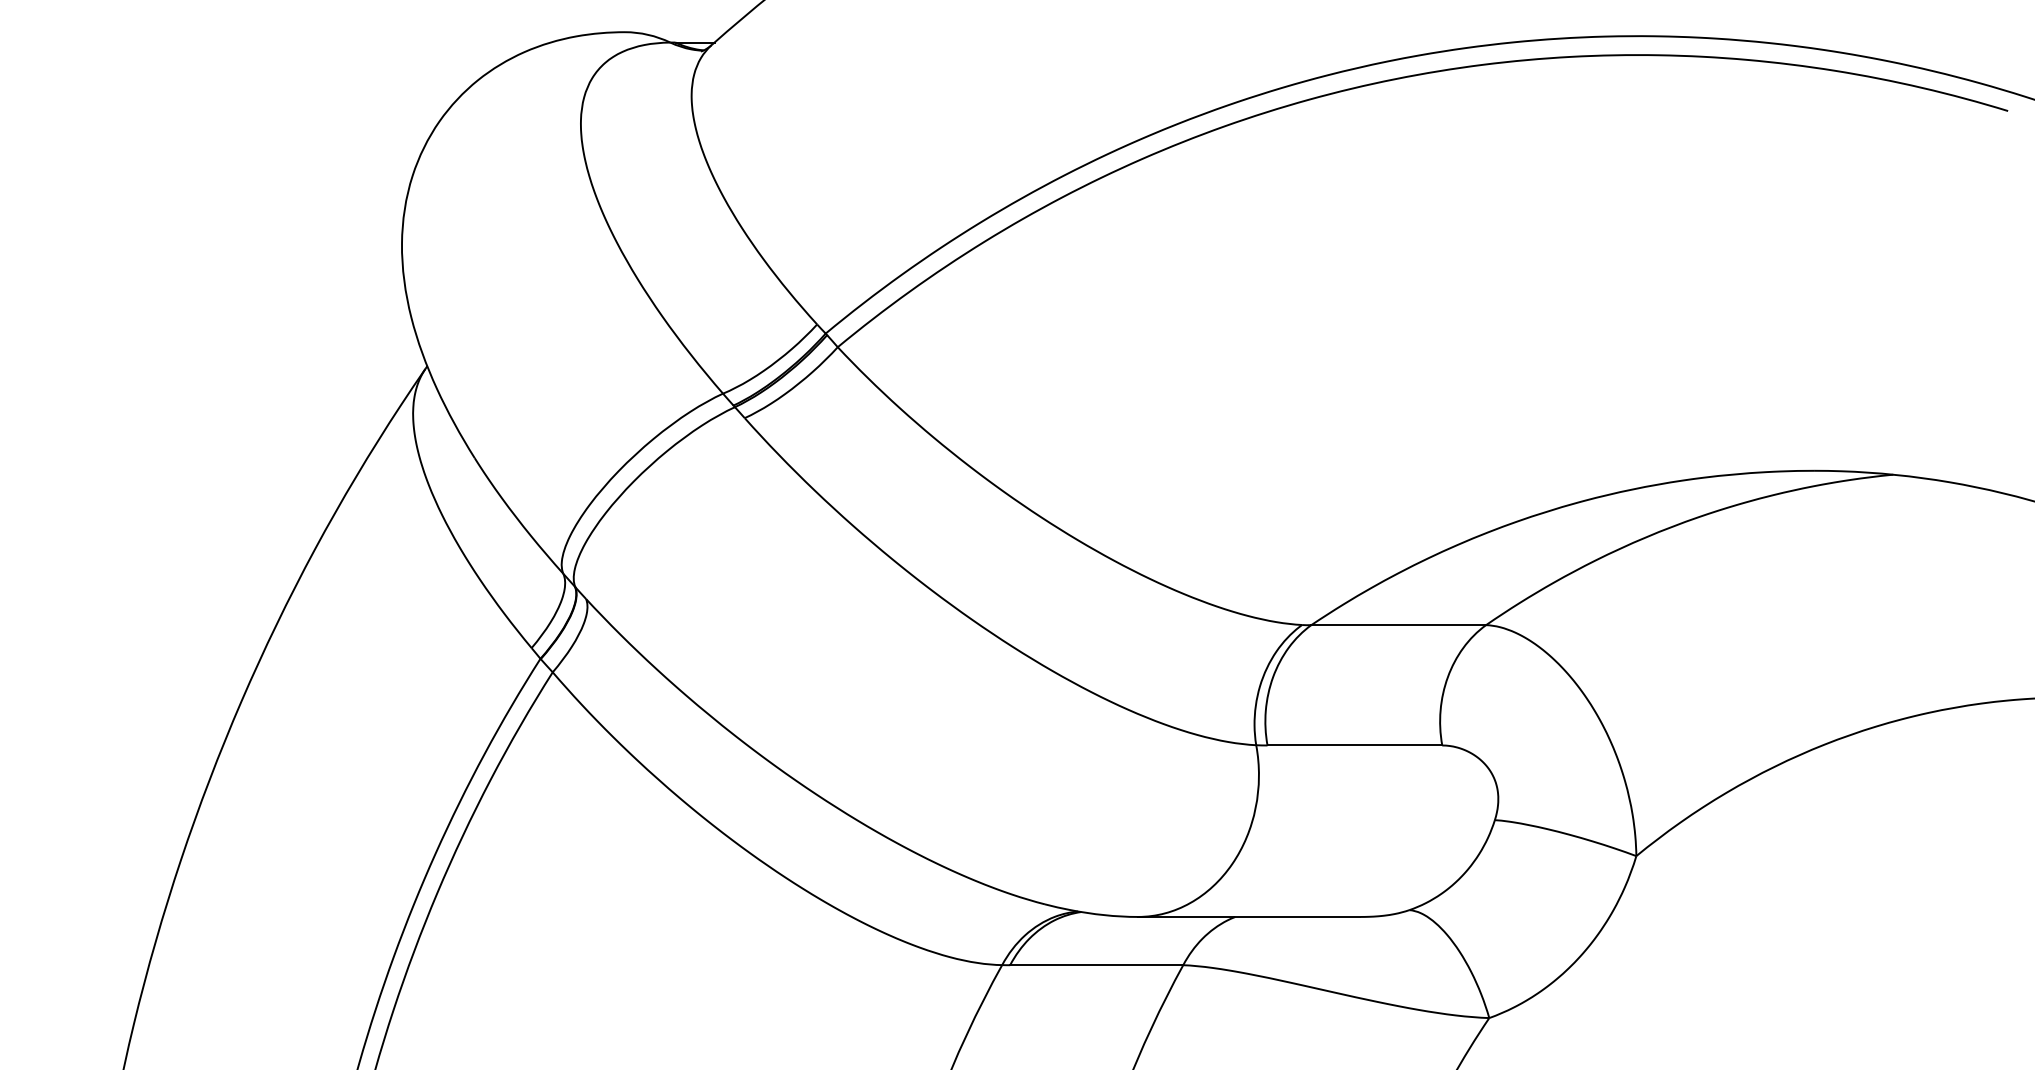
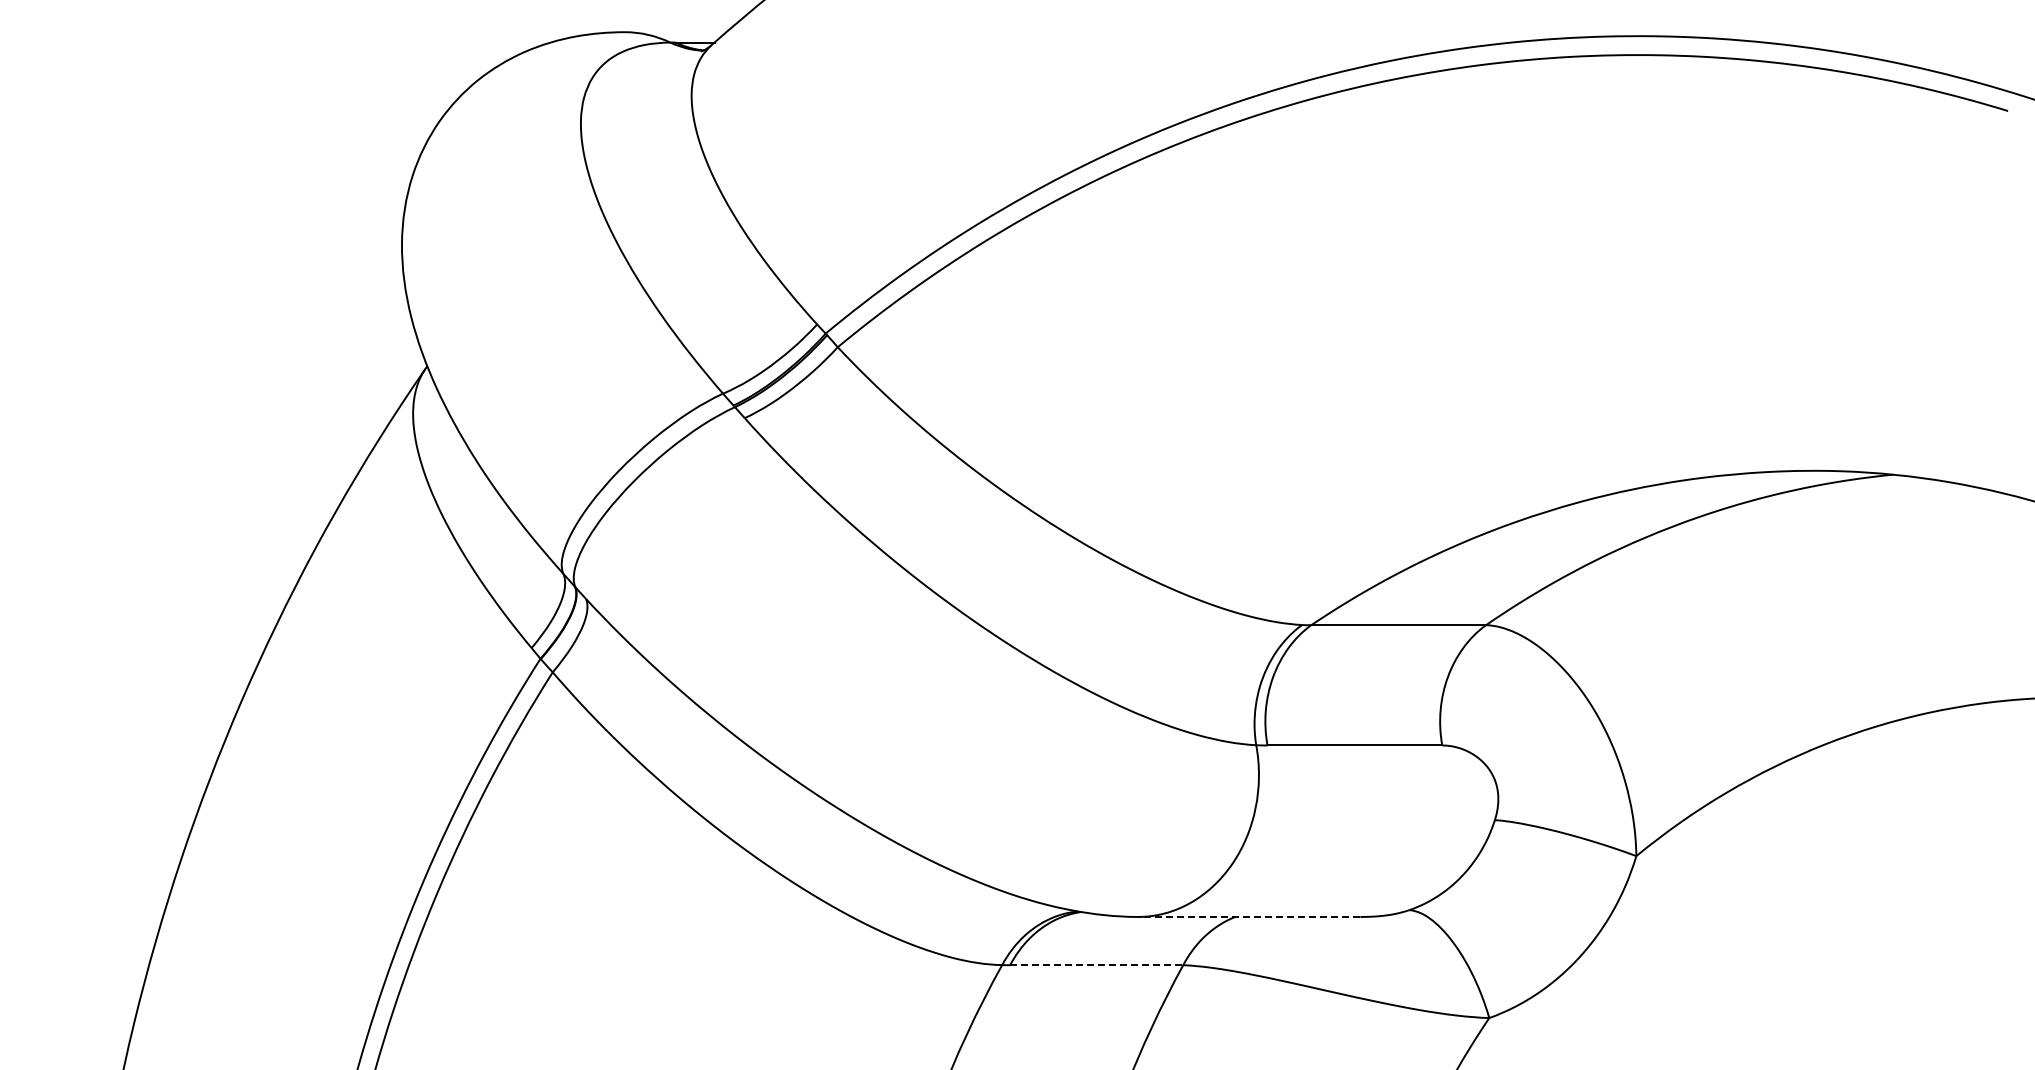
line: solid -> dashed (1248, 916)
line: solid -> dashed (1096, 965)
